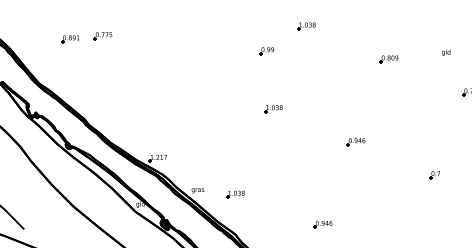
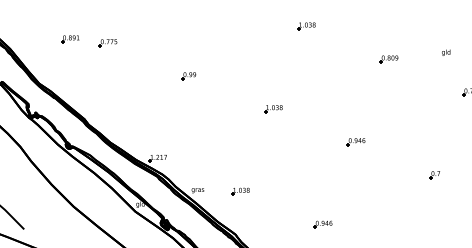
part position: (102, 36) -> (107, 43) (107, 43)
part position: (266, 51) -> (188, 76) (188, 76)
part position: (235, 194) -> (240, 191) (240, 191)
